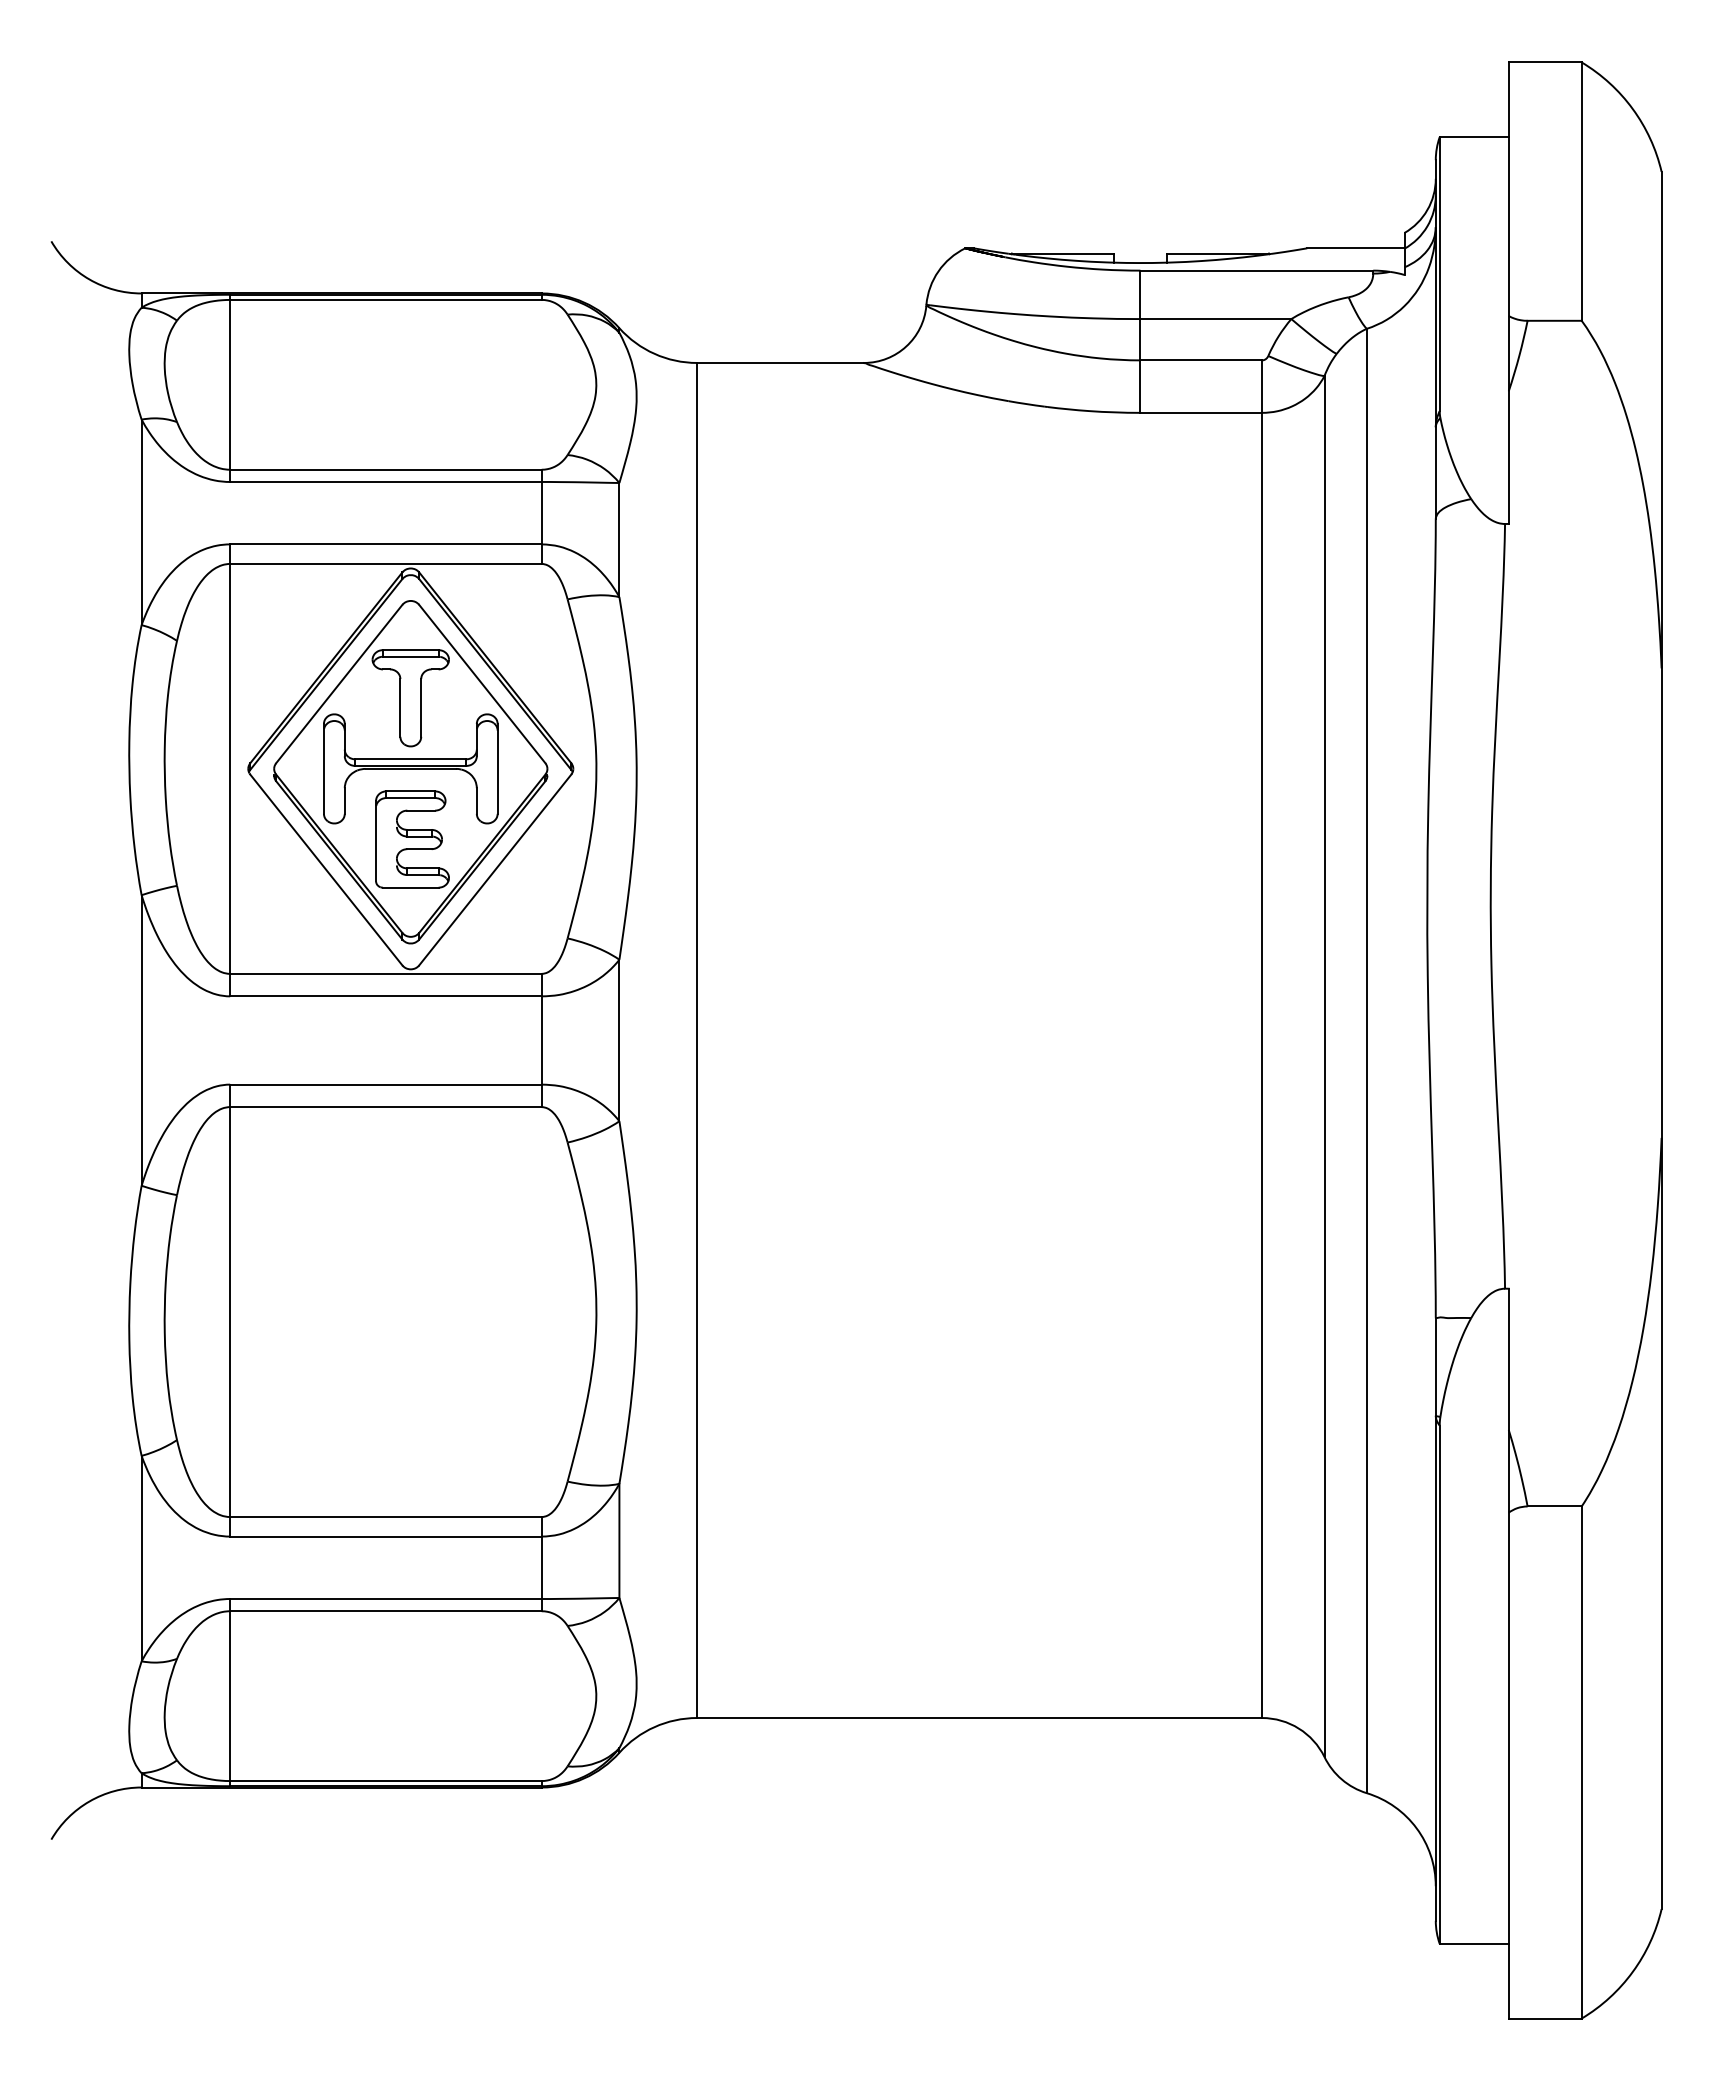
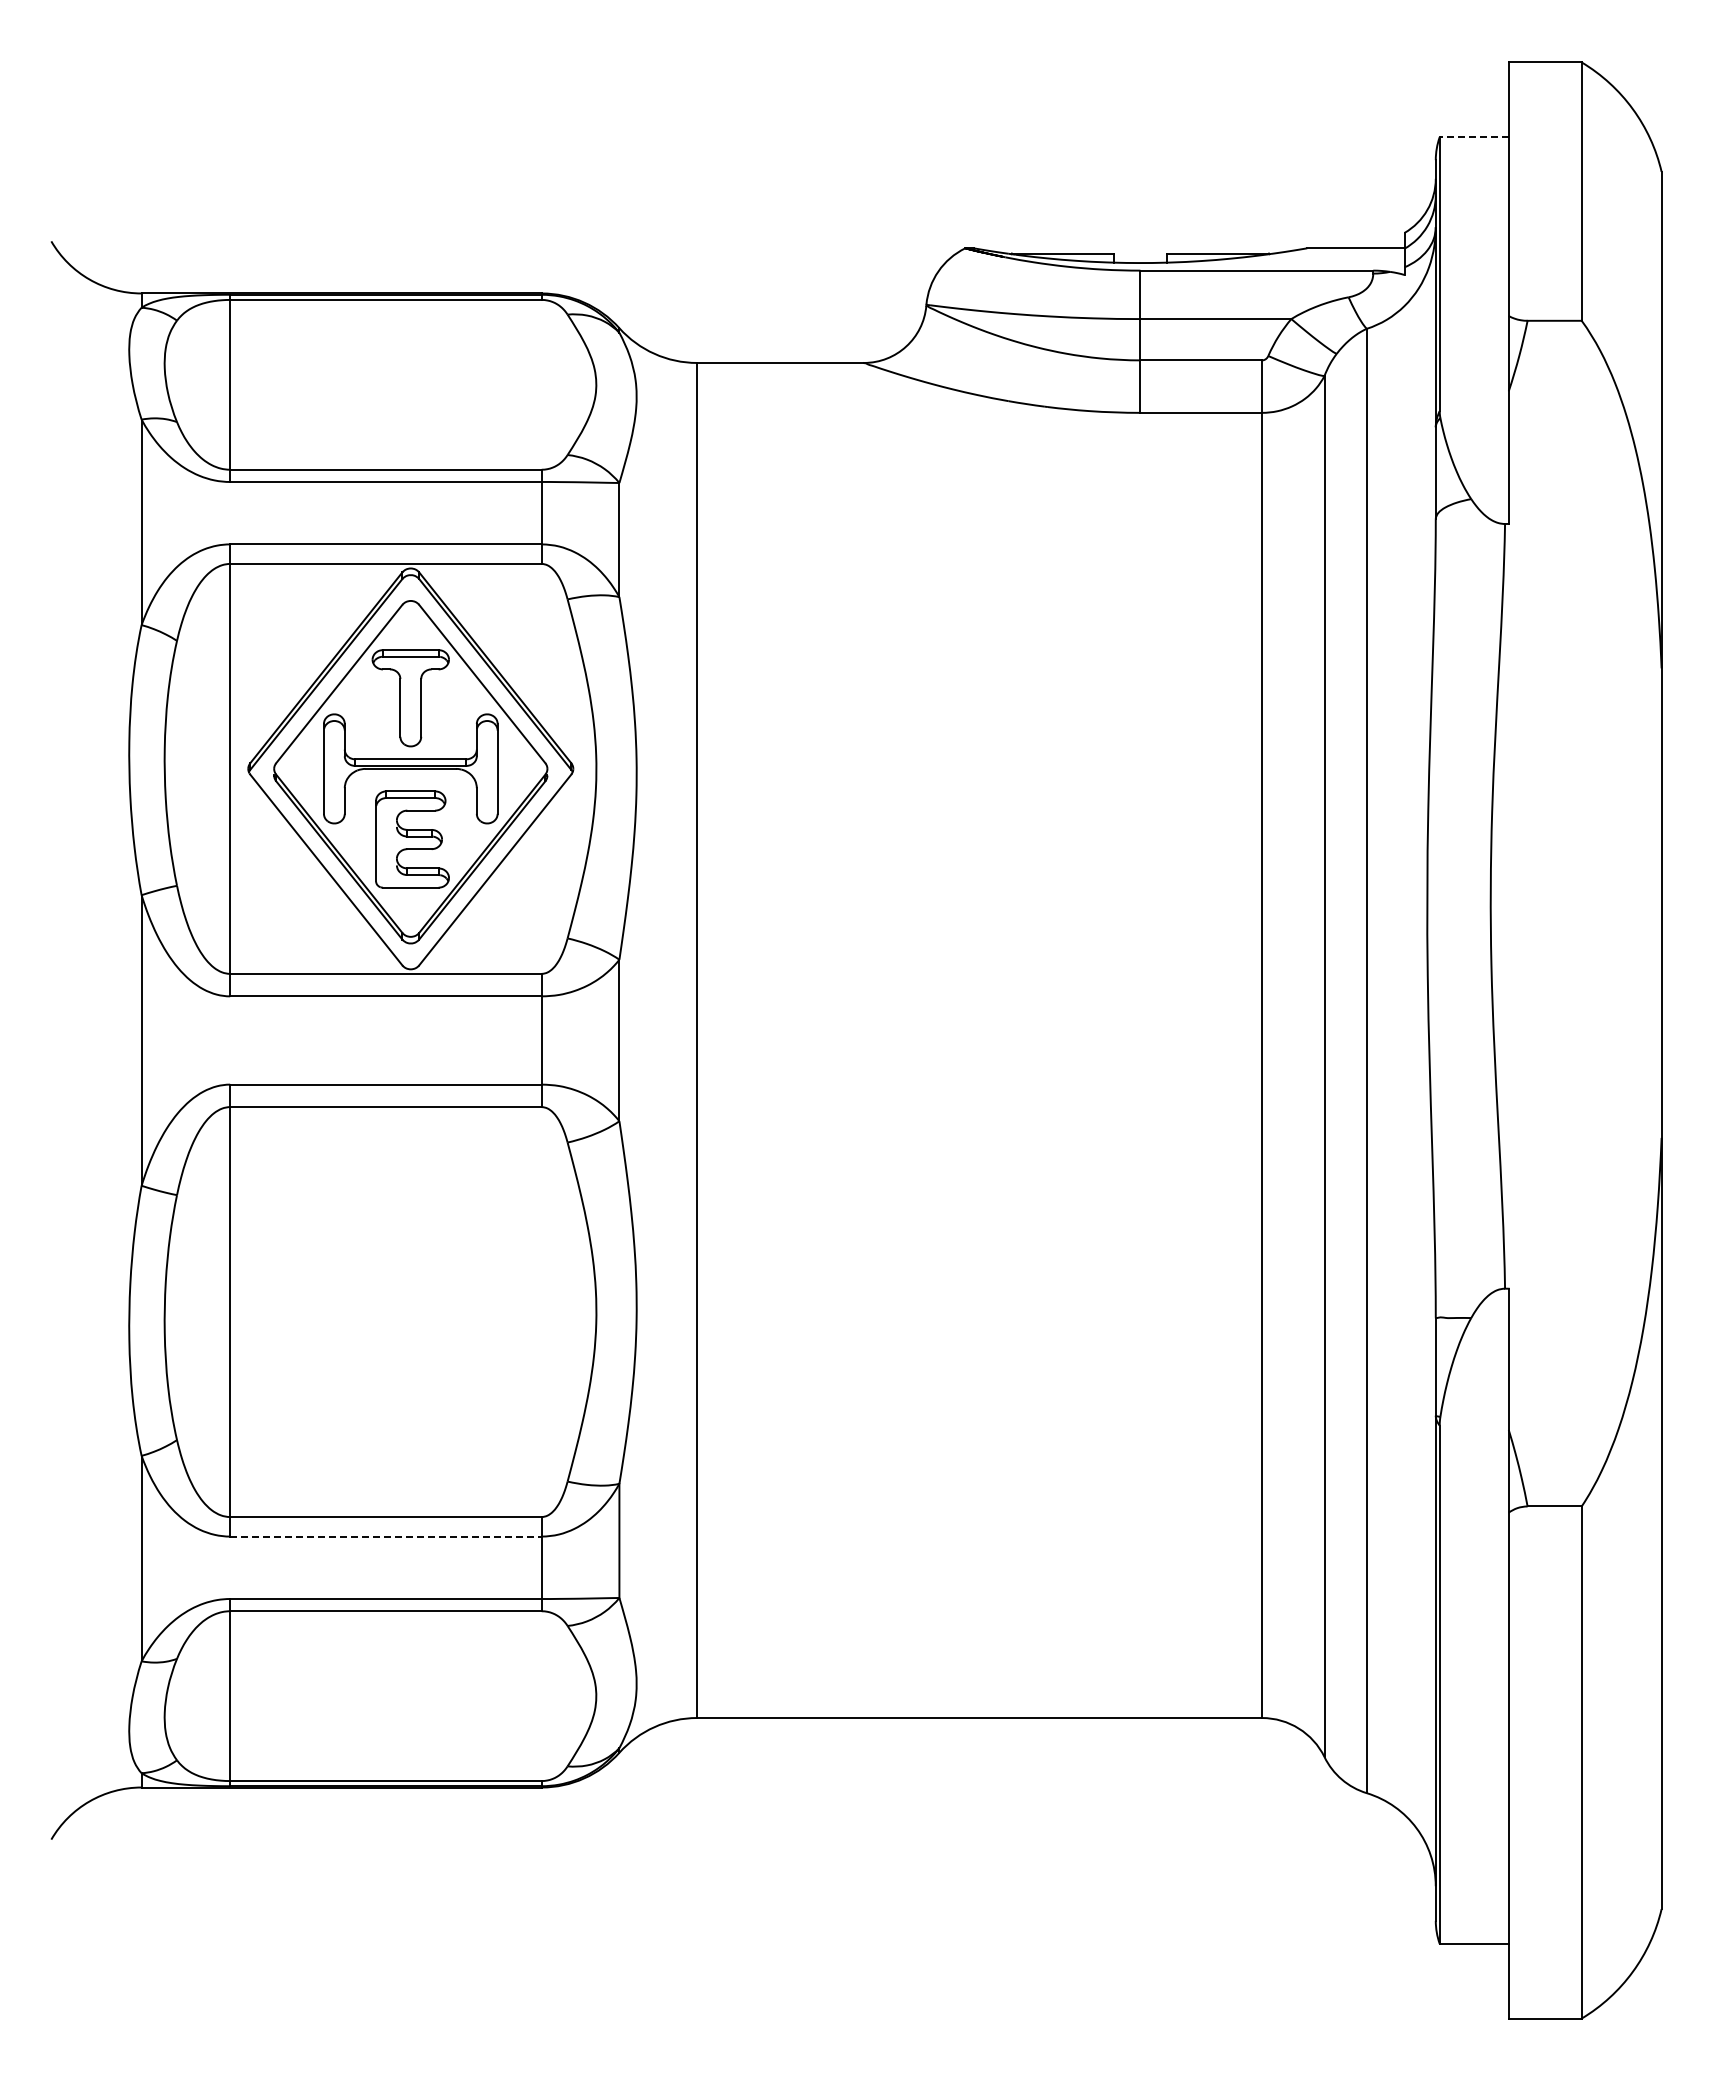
line: solid -> dashed (1474, 137)
line: solid -> dashed (385, 1536)
